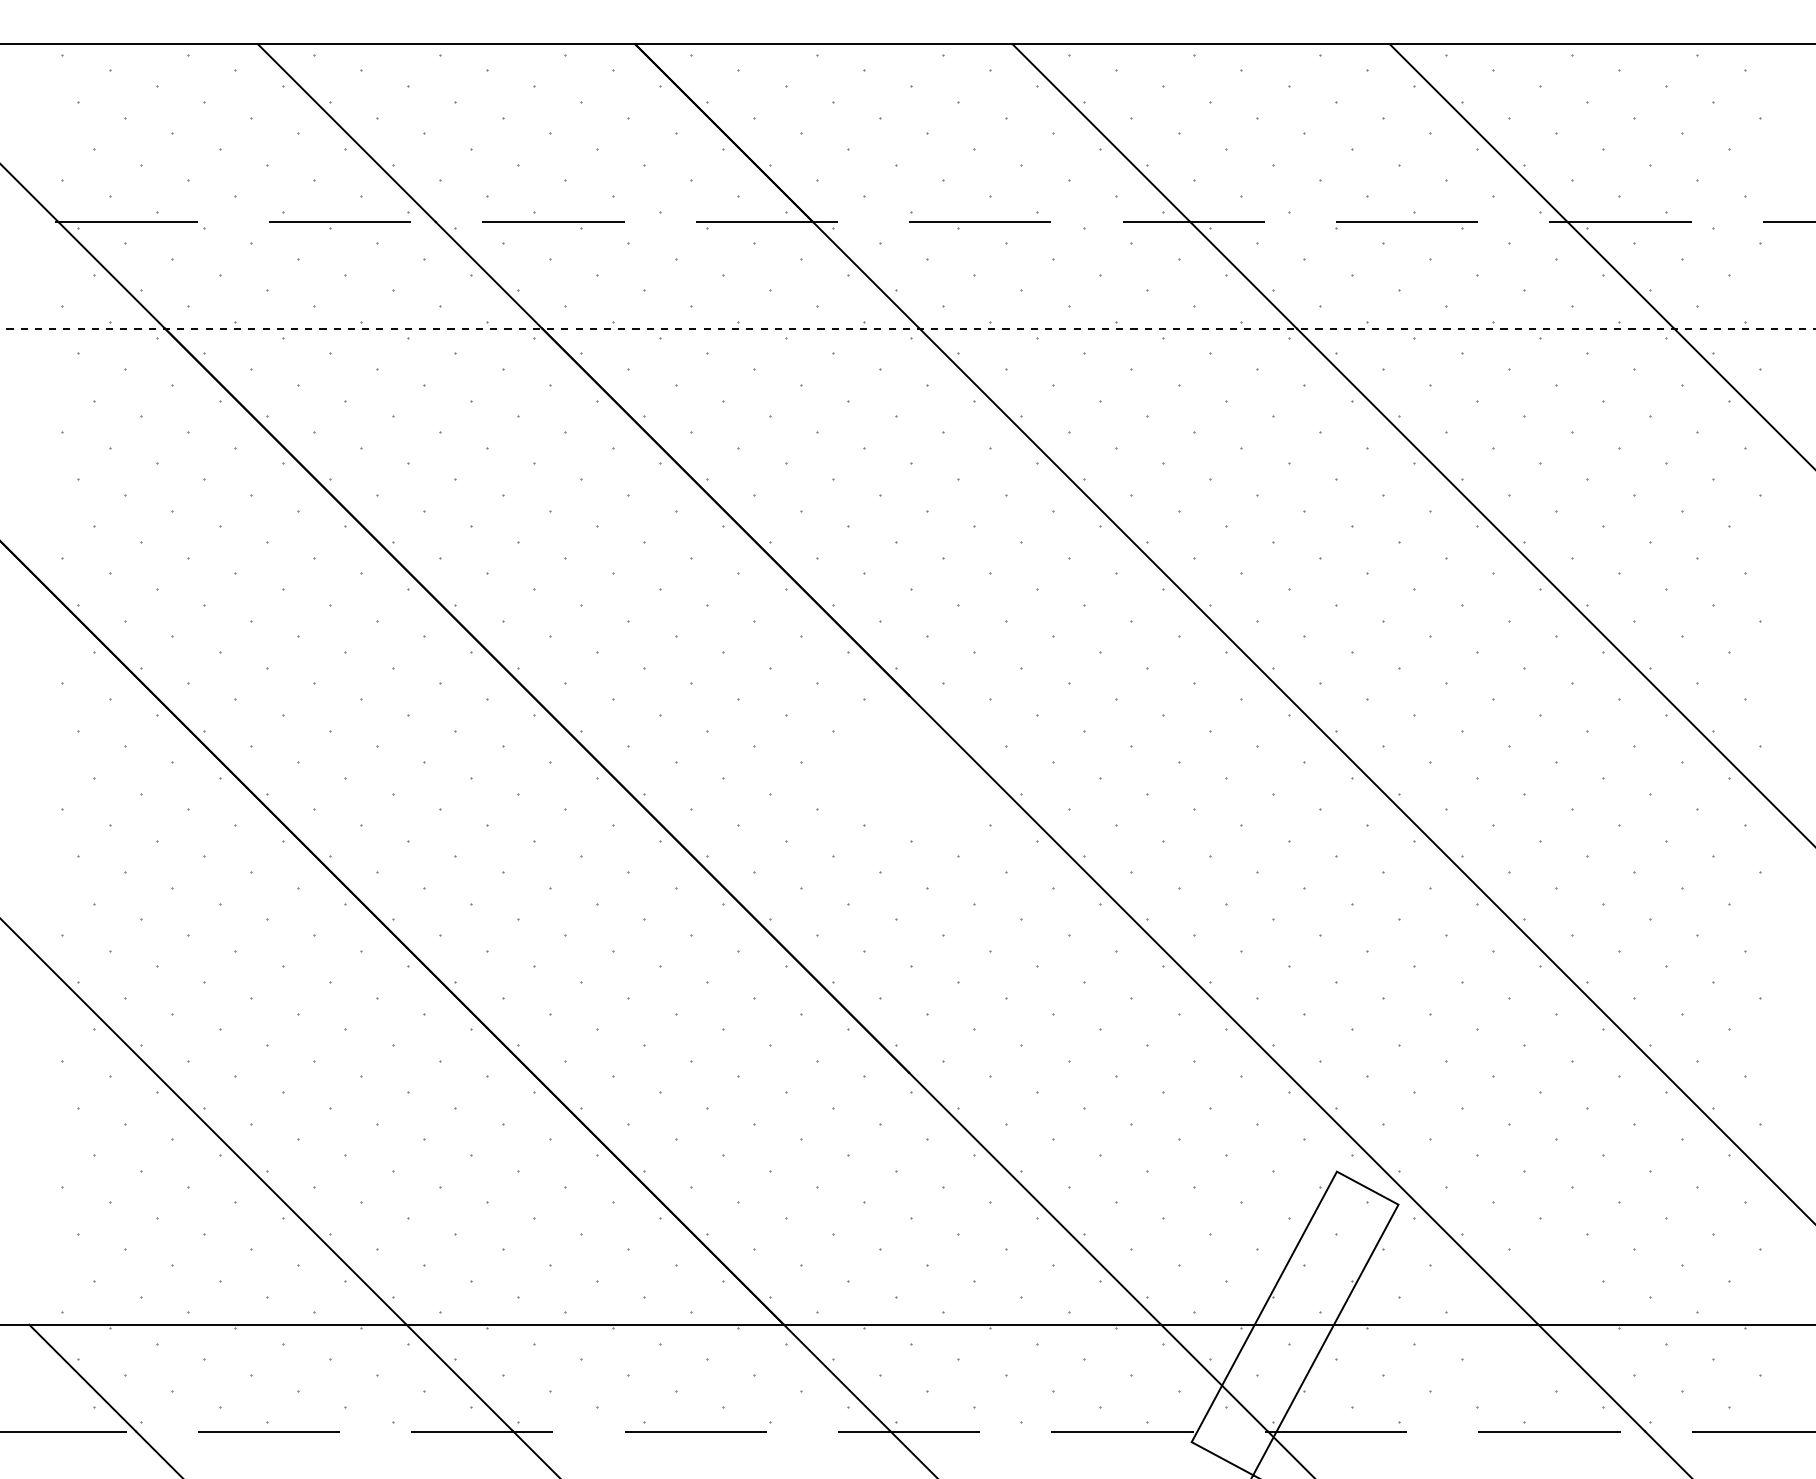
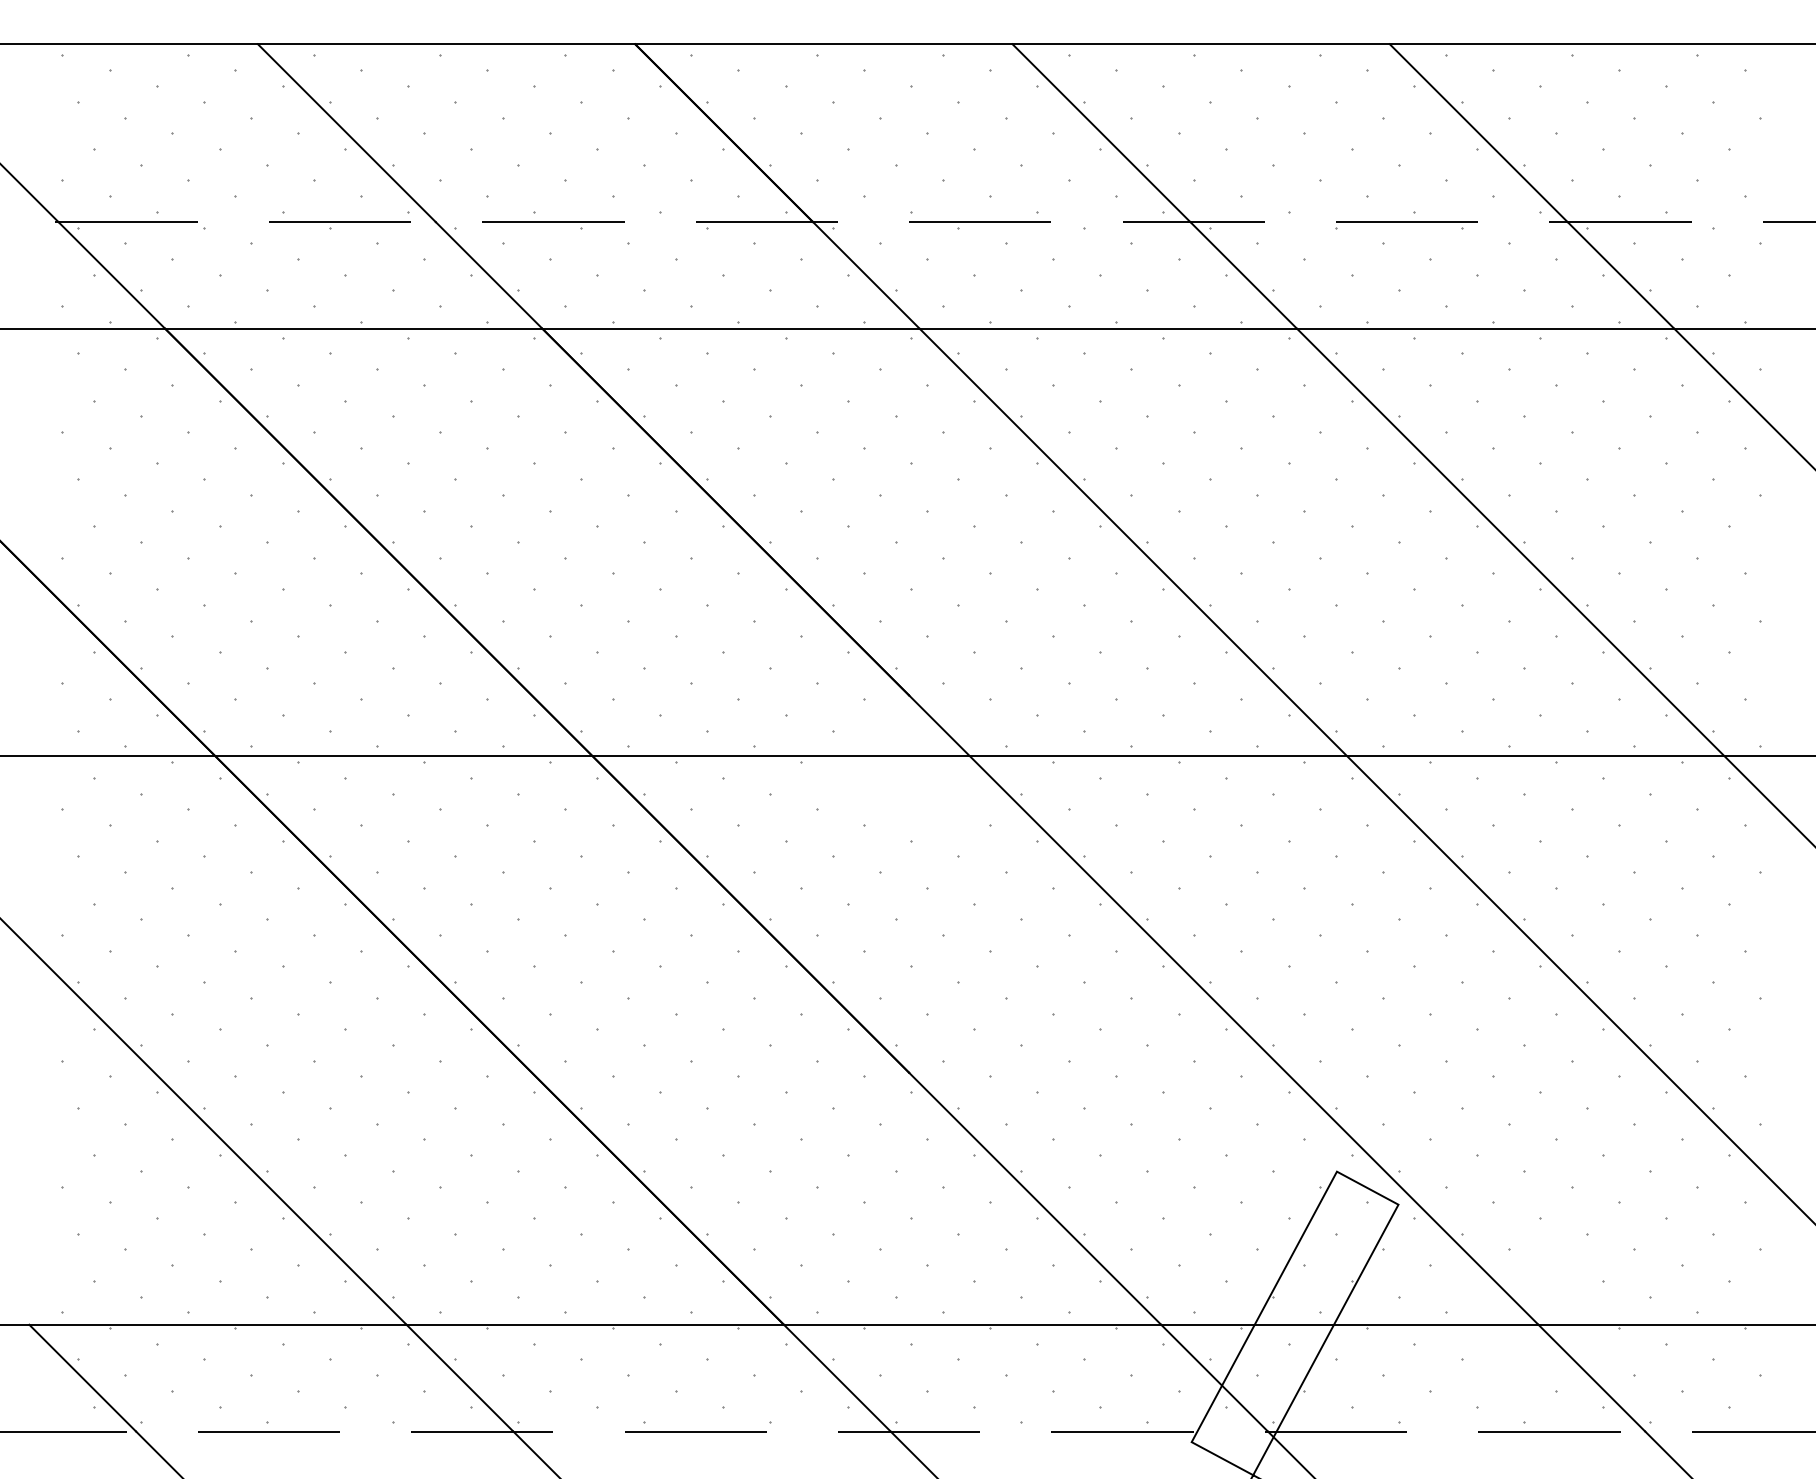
line: dashed -> solid (908, 328)
line: none -> present (907, 756)
